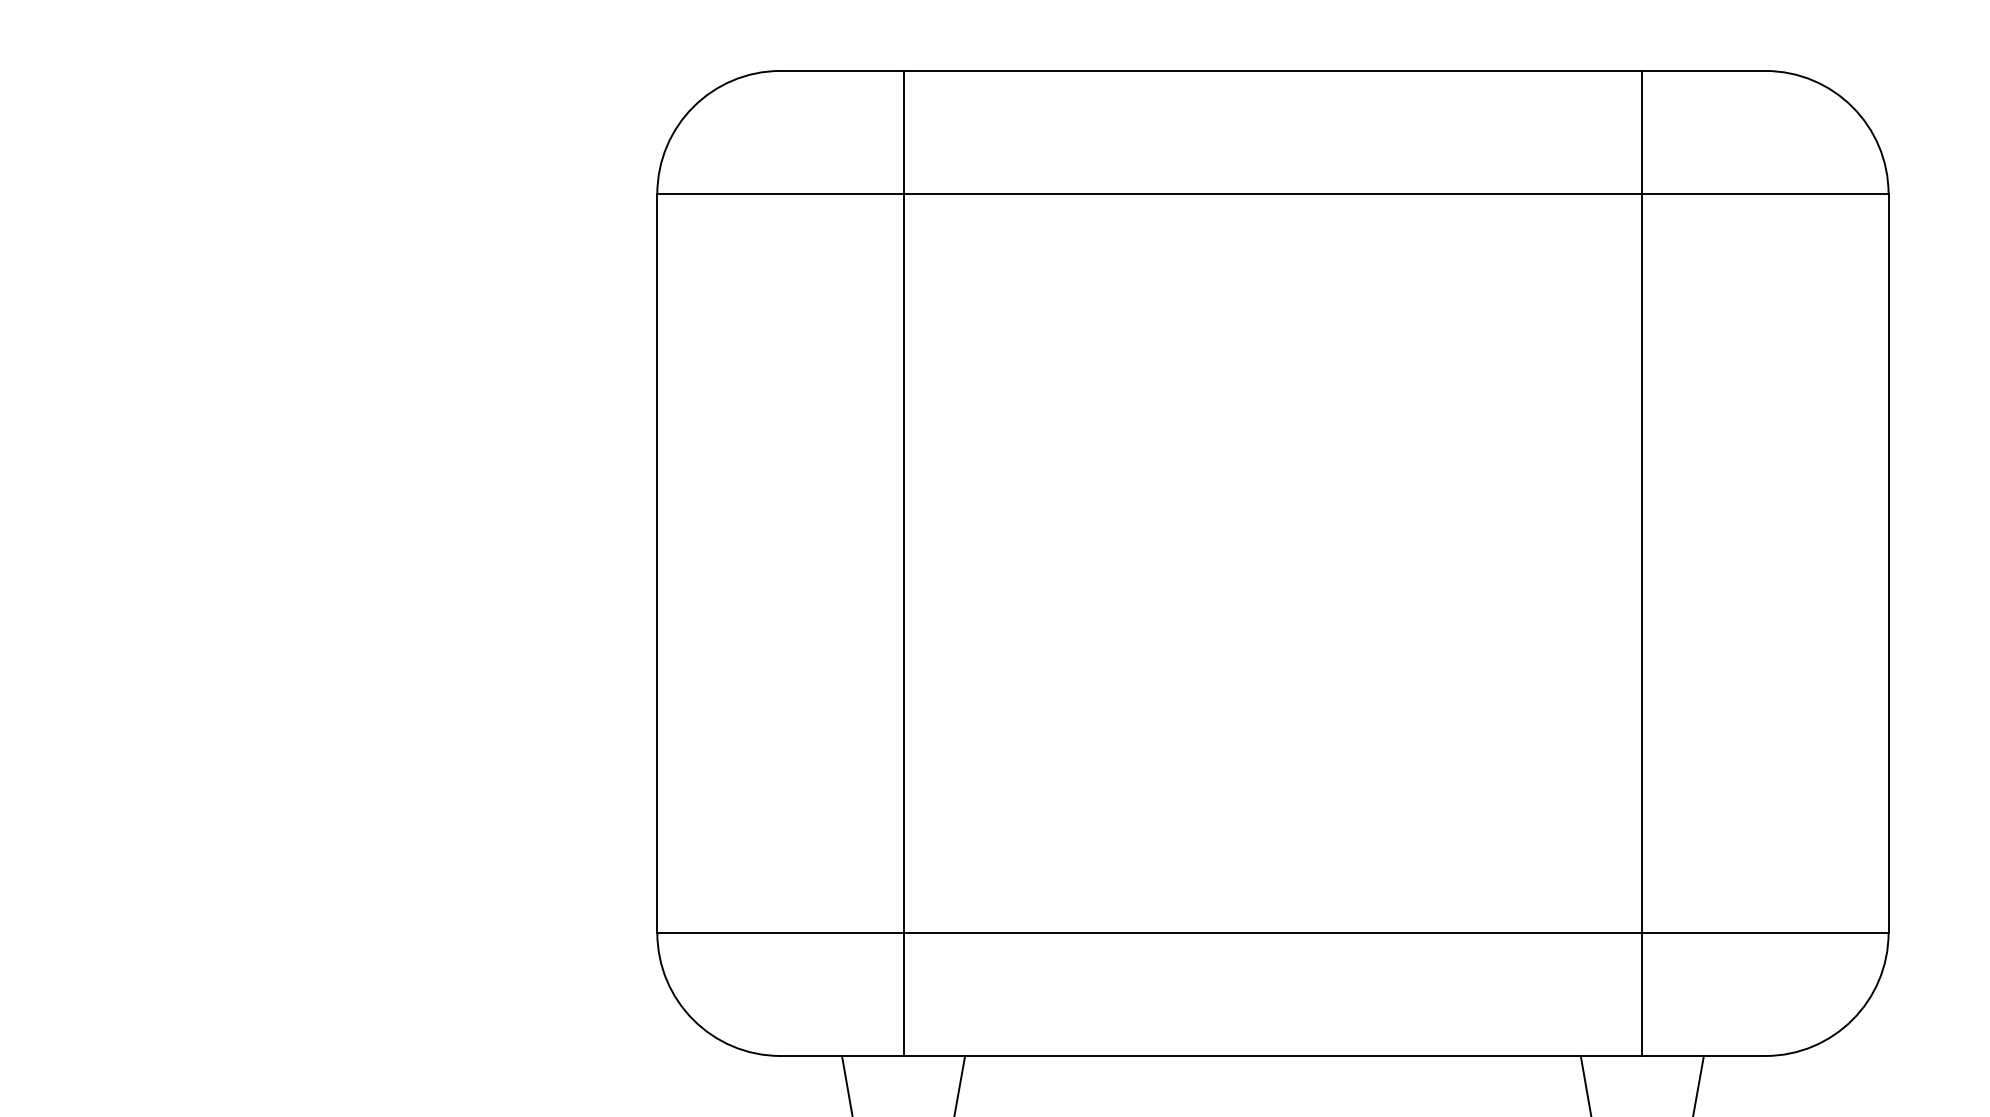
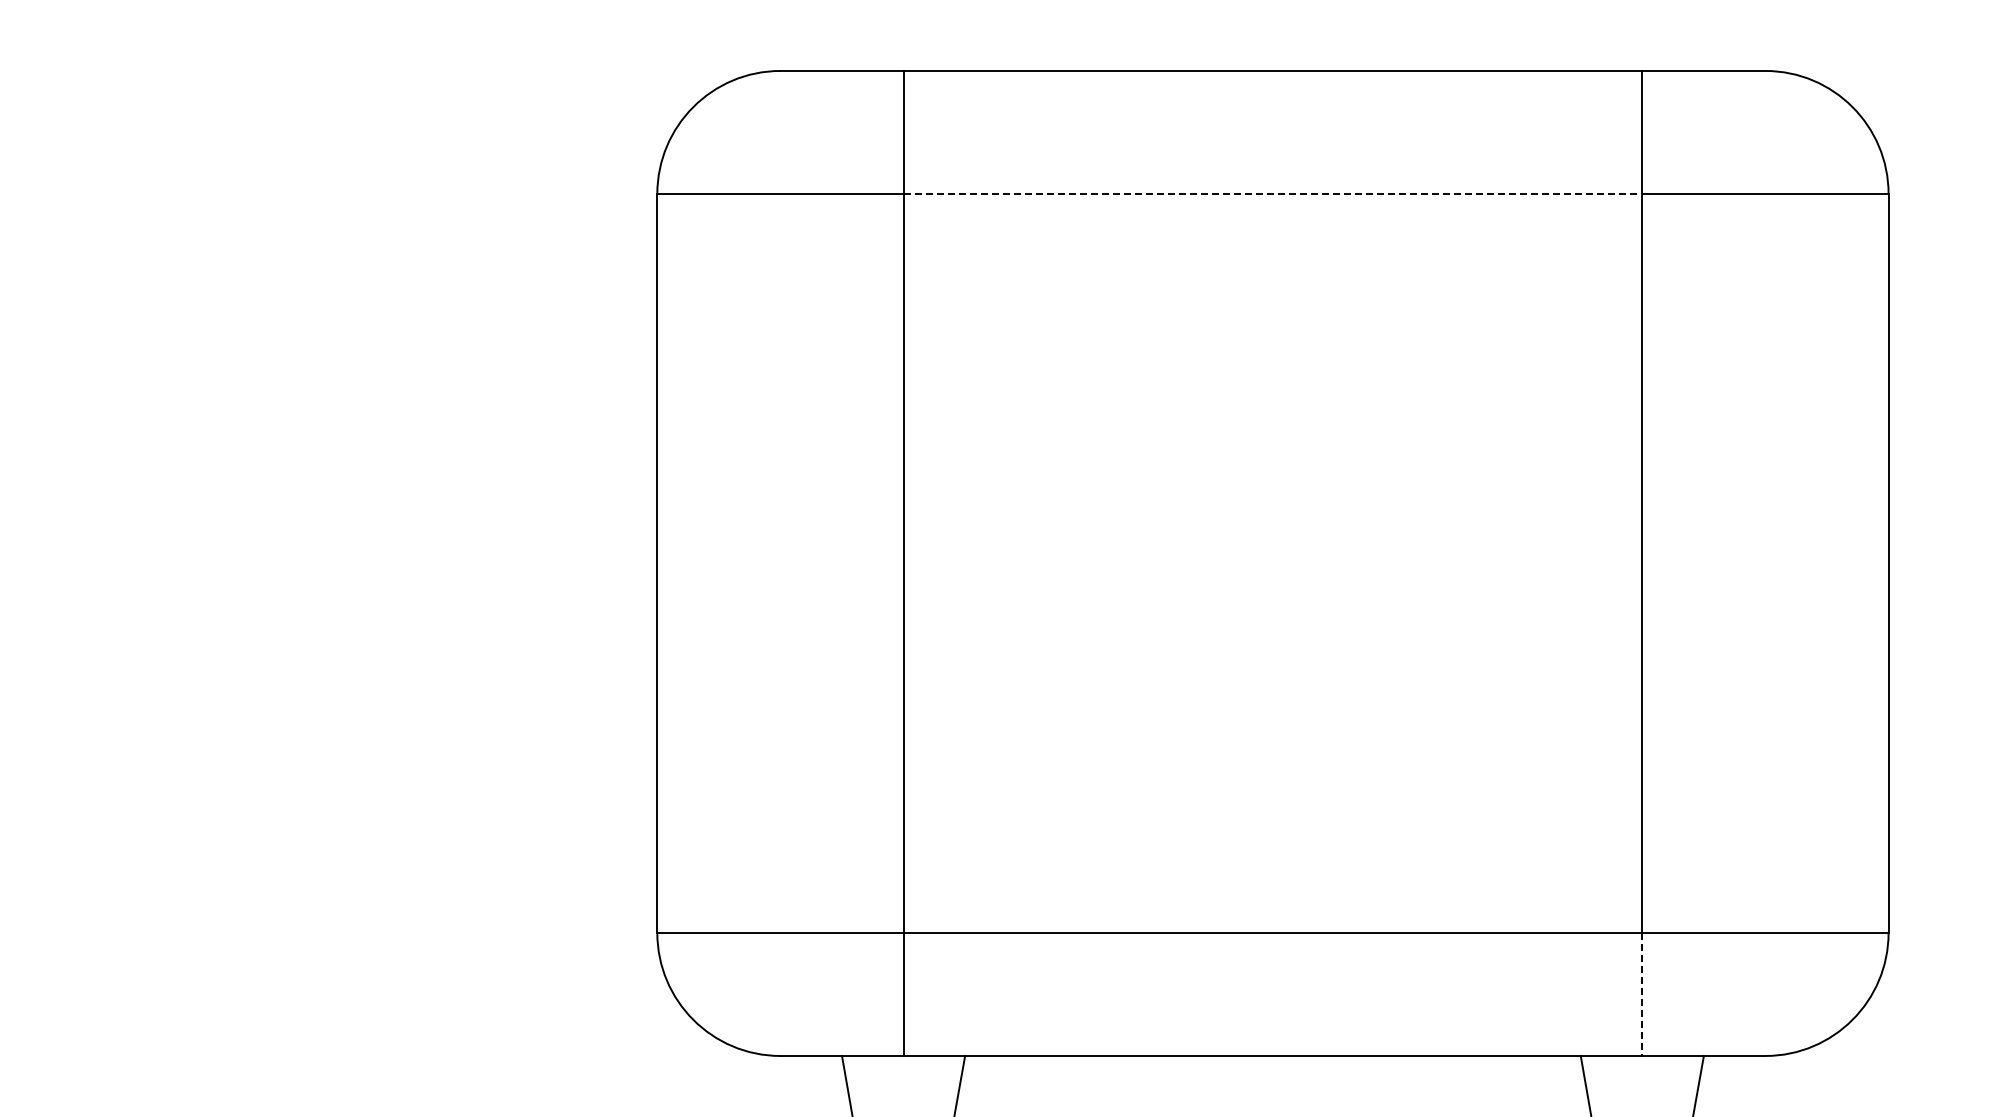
line: solid -> dashed (1273, 194)
line: solid -> dashed (1642, 994)
